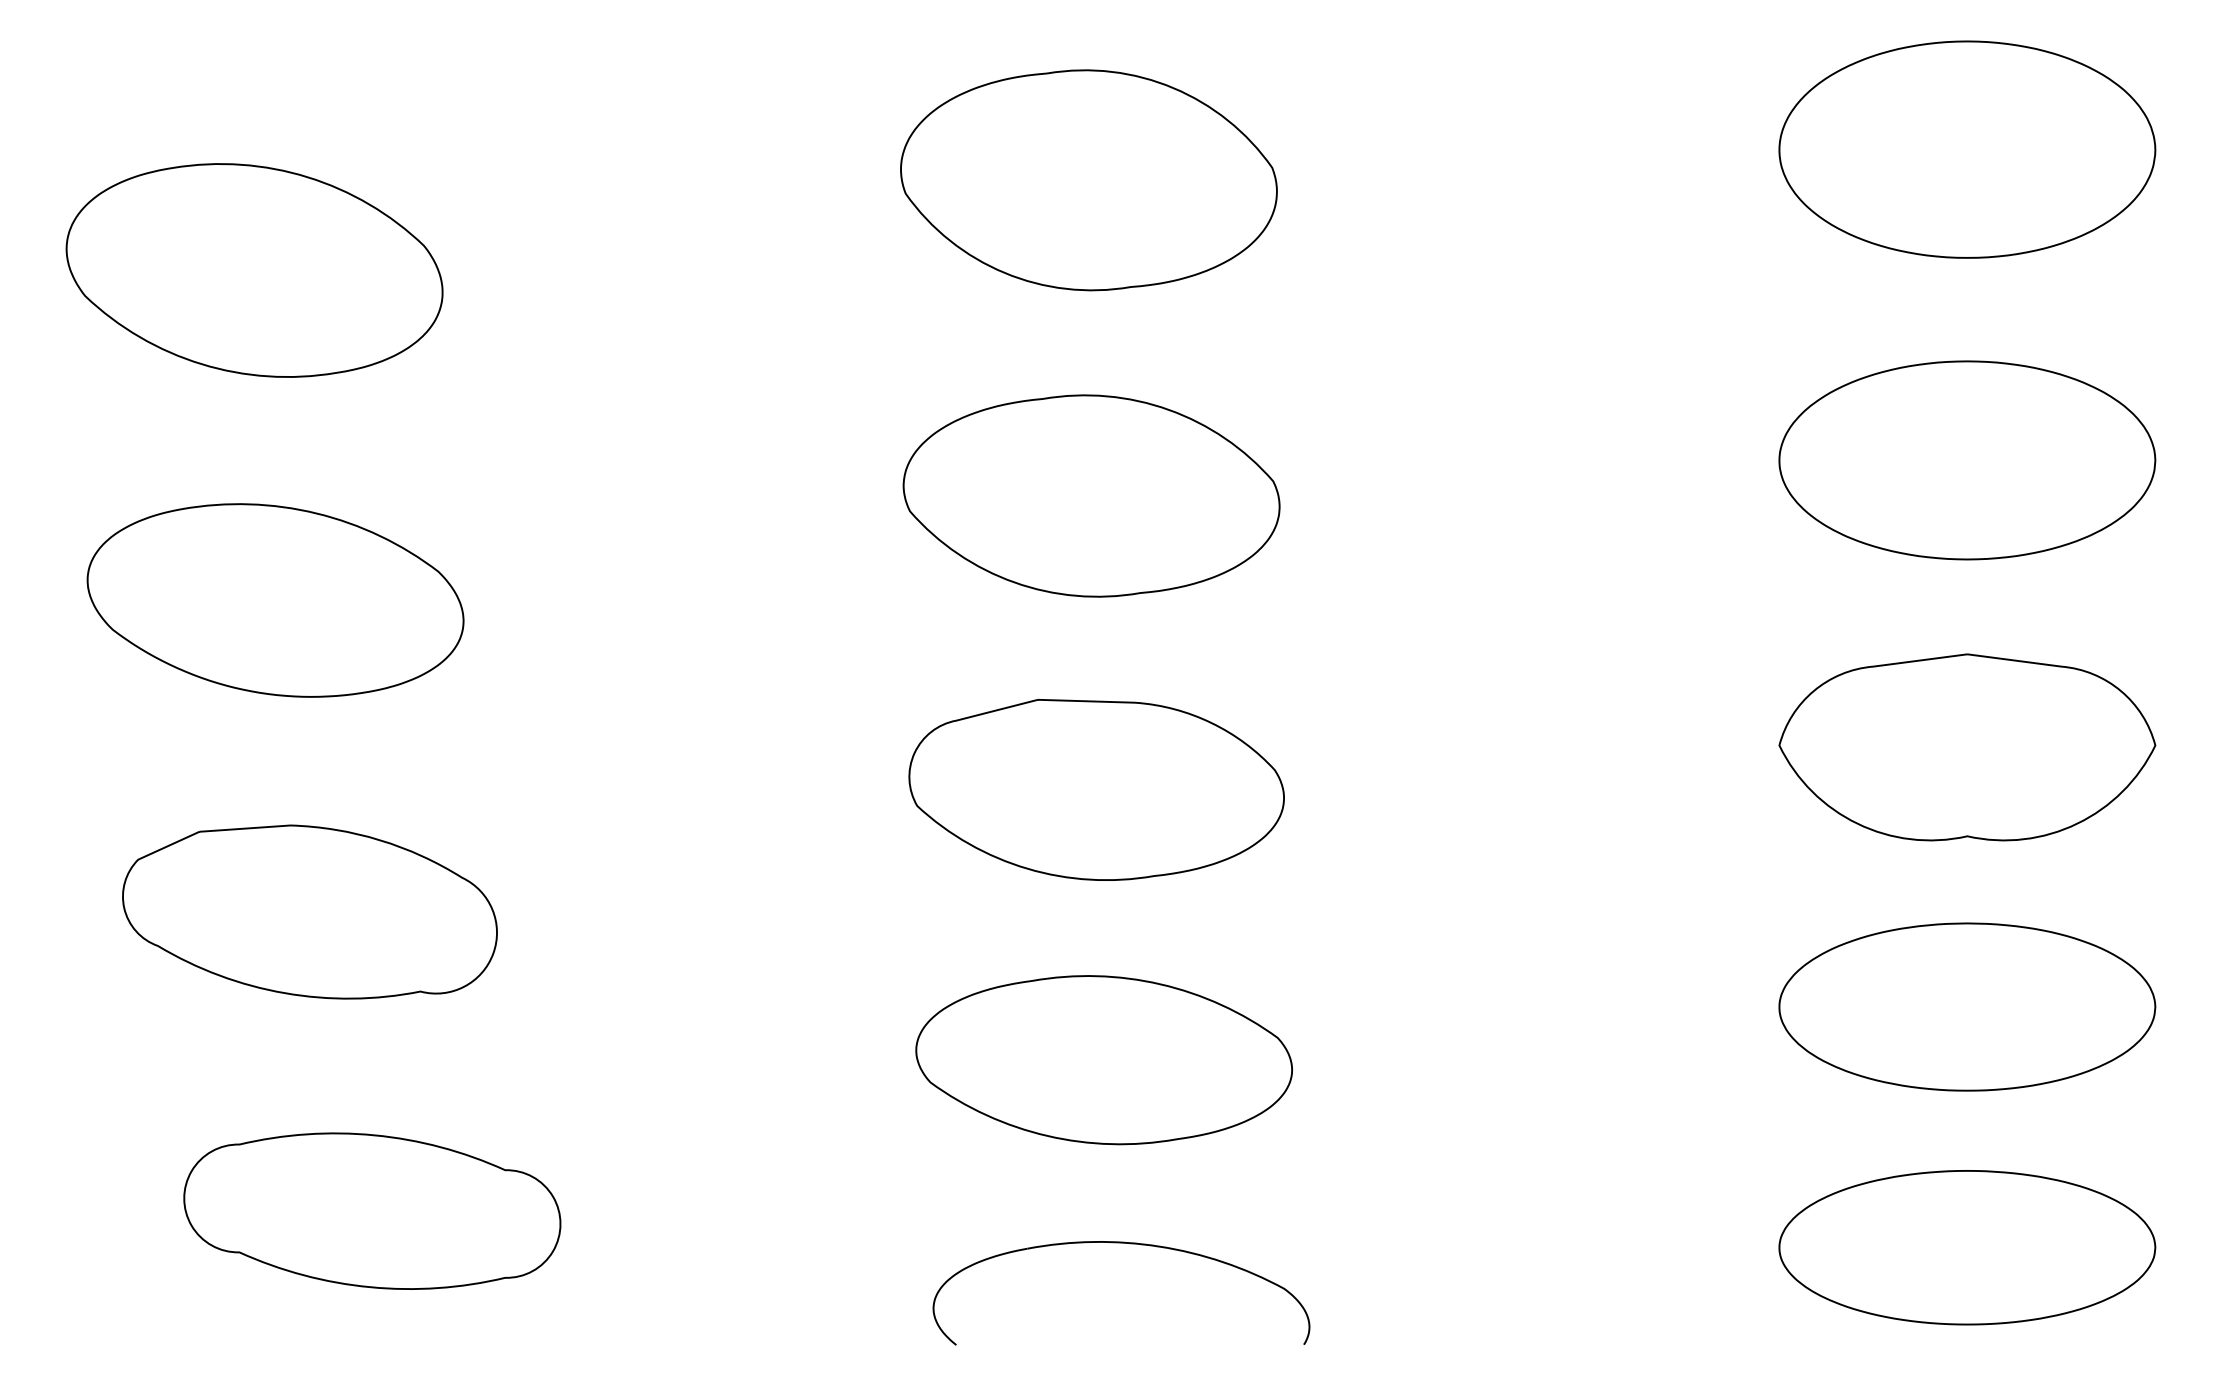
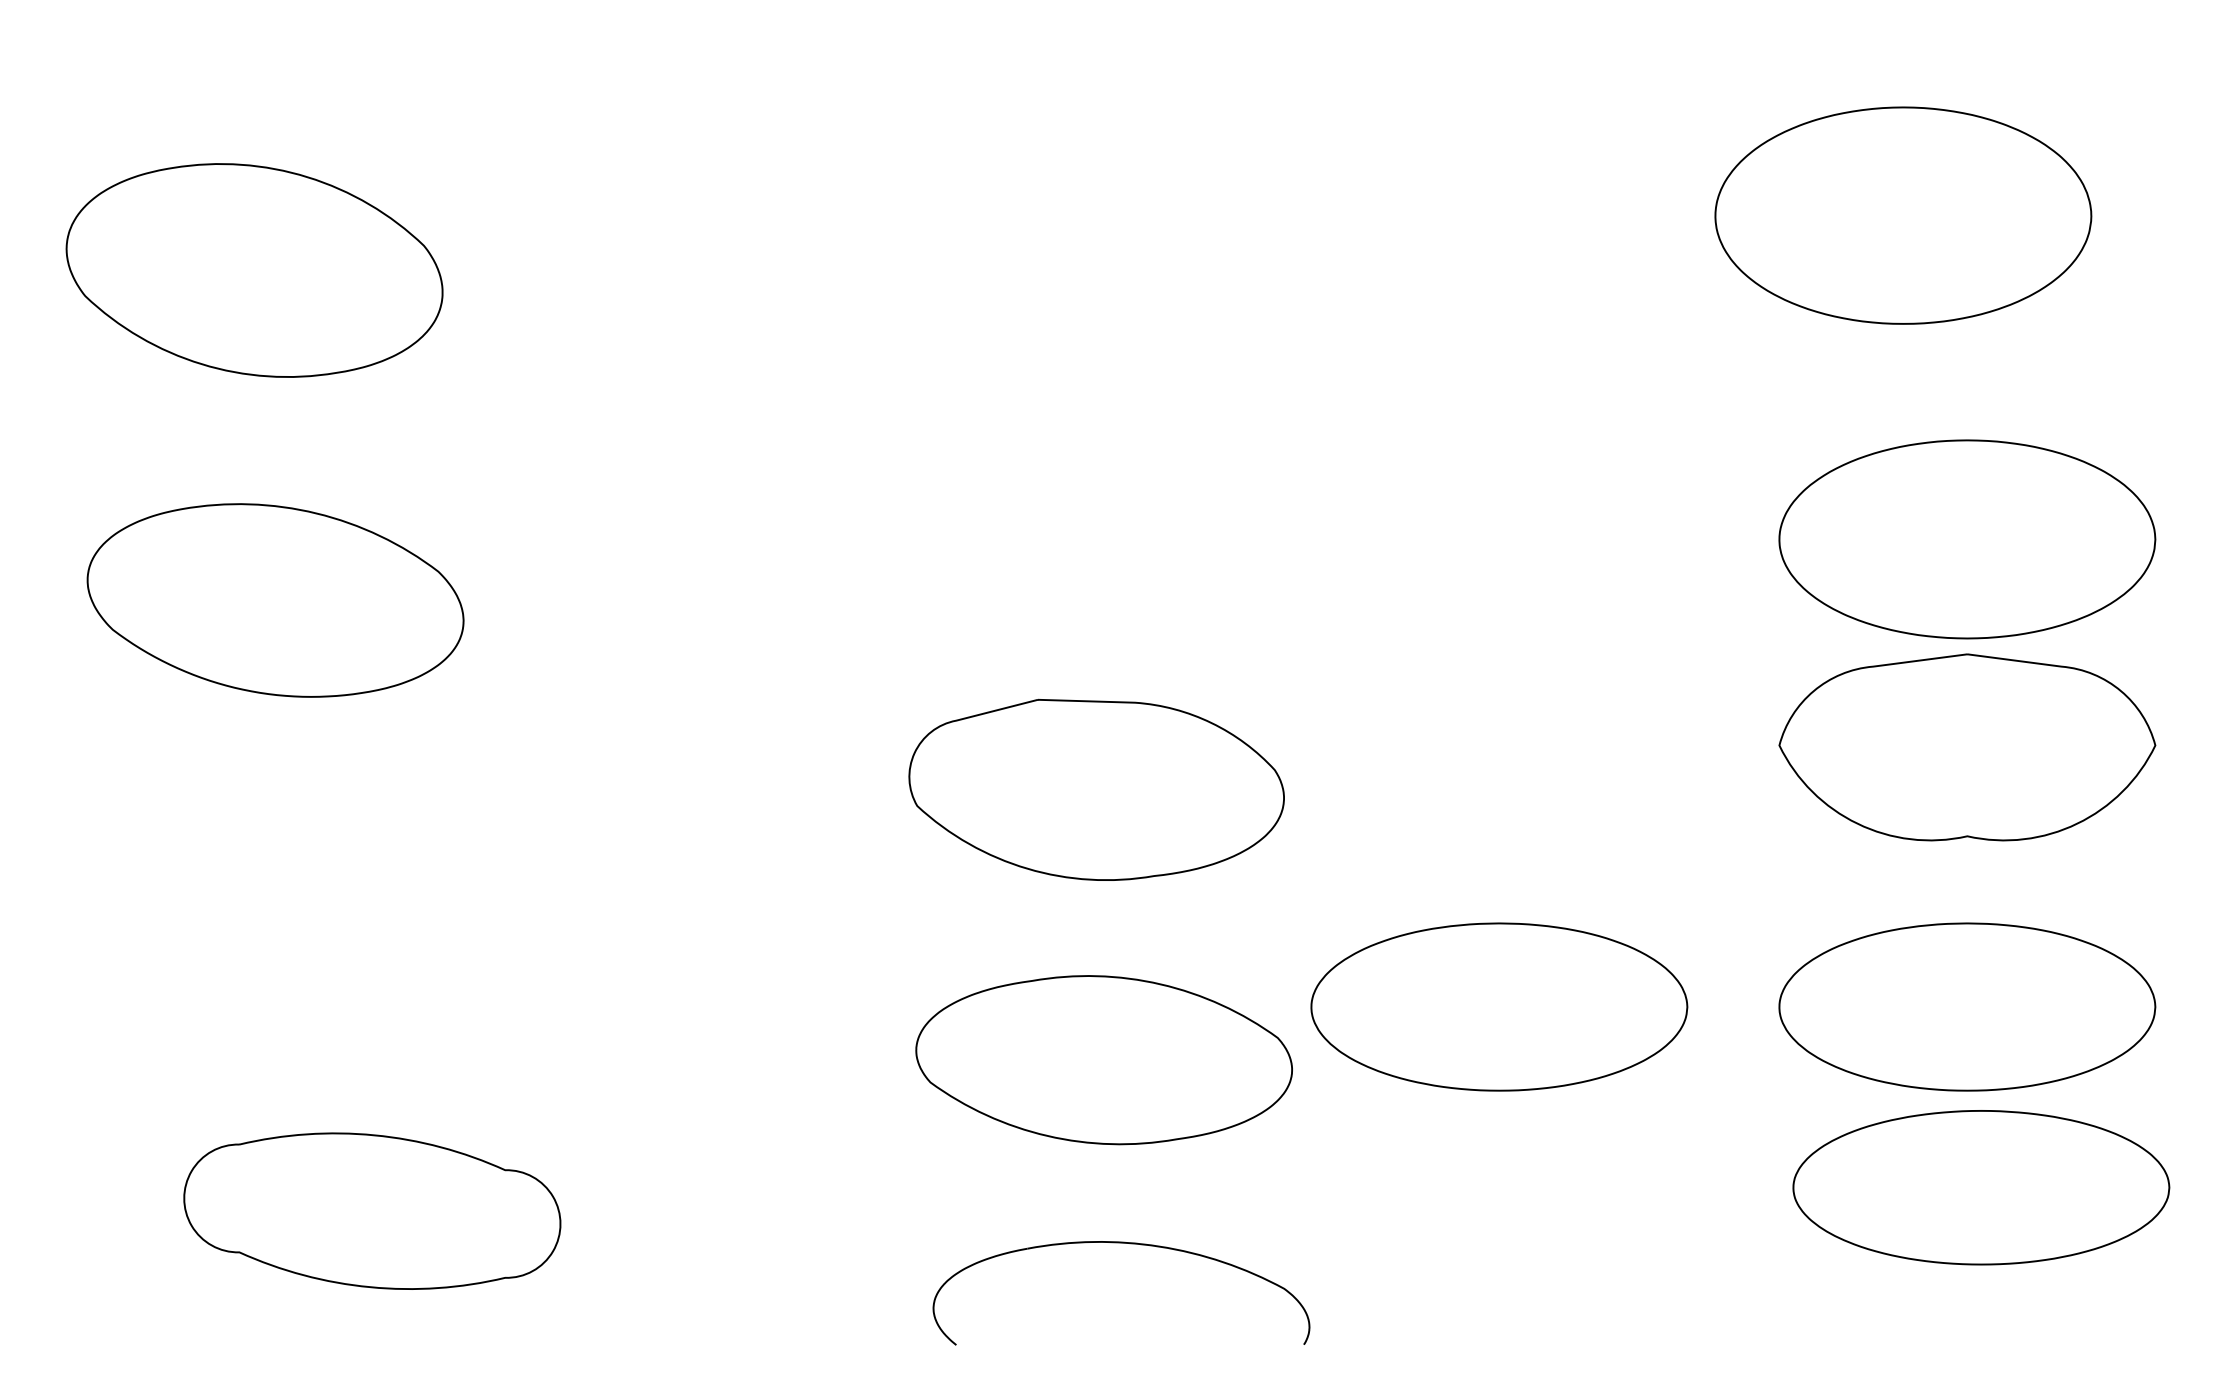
part position: (1967, 149) -> (1903, 215) (1903, 215)
part: present -> none (1088, 180)
part position: (1967, 460) -> (1967, 539) (1967, 539)
part: present -> none (1091, 495)
part: present -> none (309, 911)
part: none -> present (1499, 1006)
part position: (1967, 1247) -> (1981, 1187) (1981, 1187)
